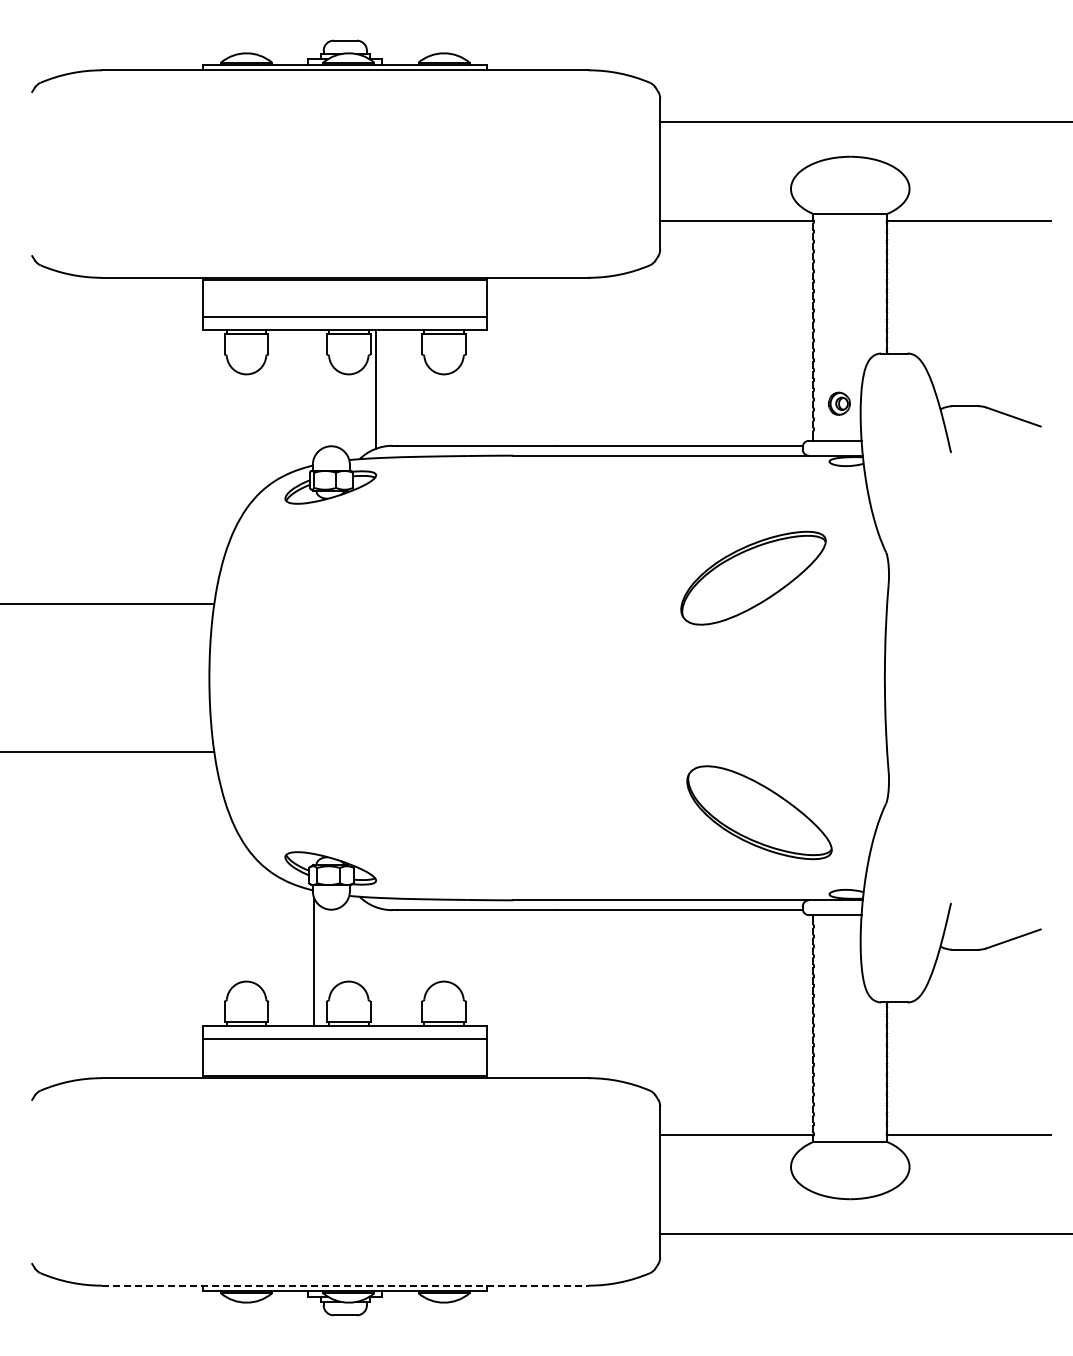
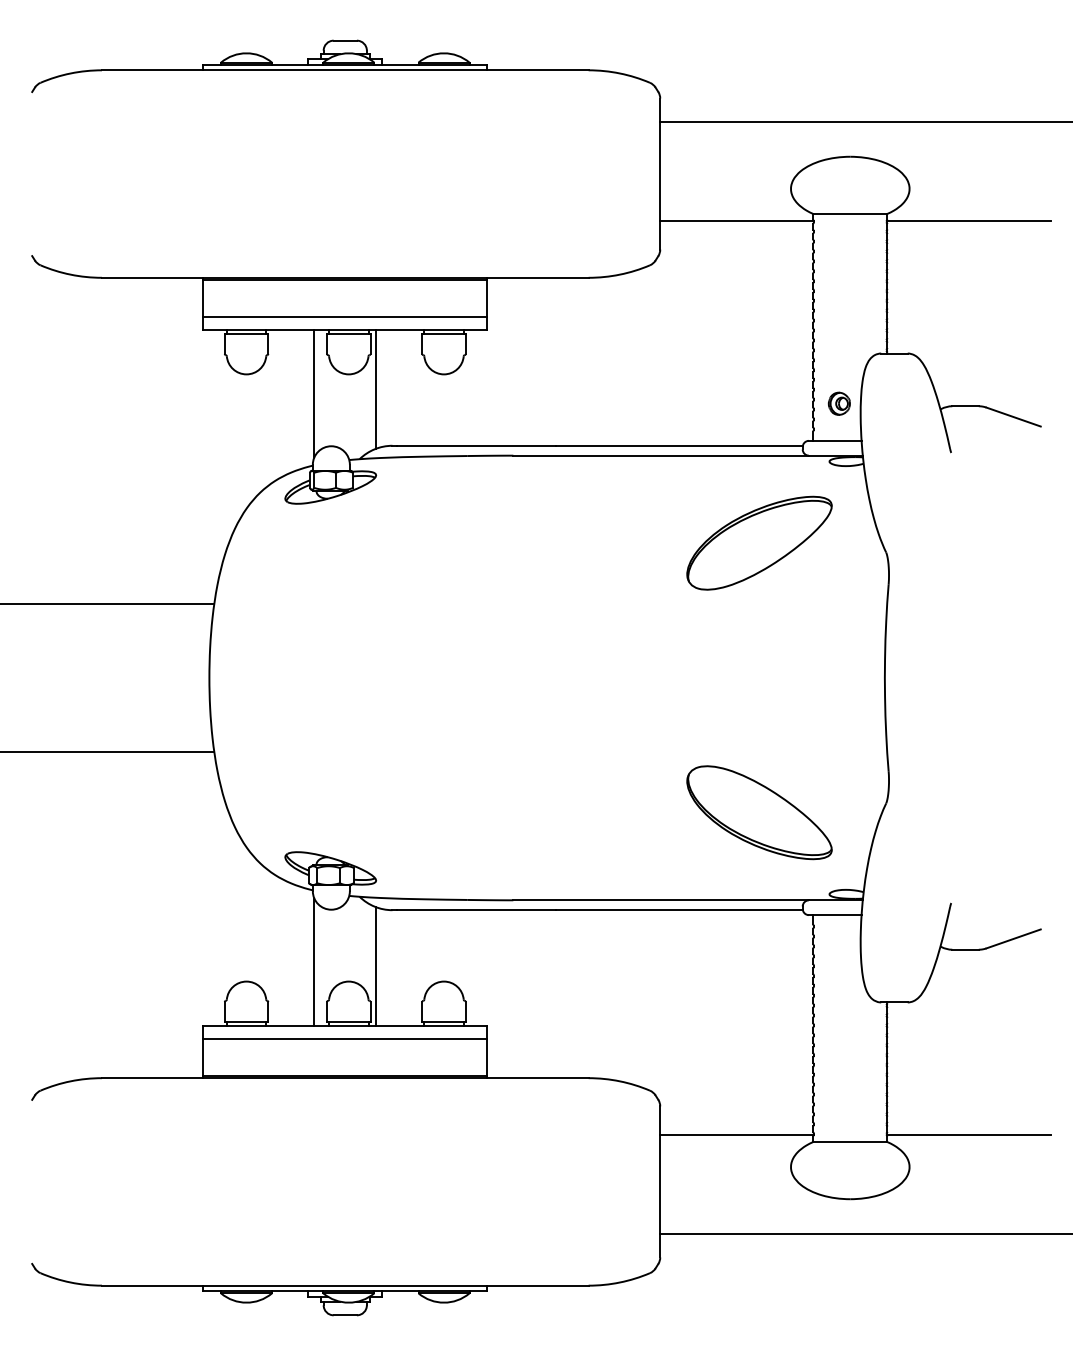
line: none -> present (314, 393)
part position: (753, 577) -> (759, 542) (759, 542)
line: none -> present (376, 966)
line: dashed -> solid (345, 1285)
